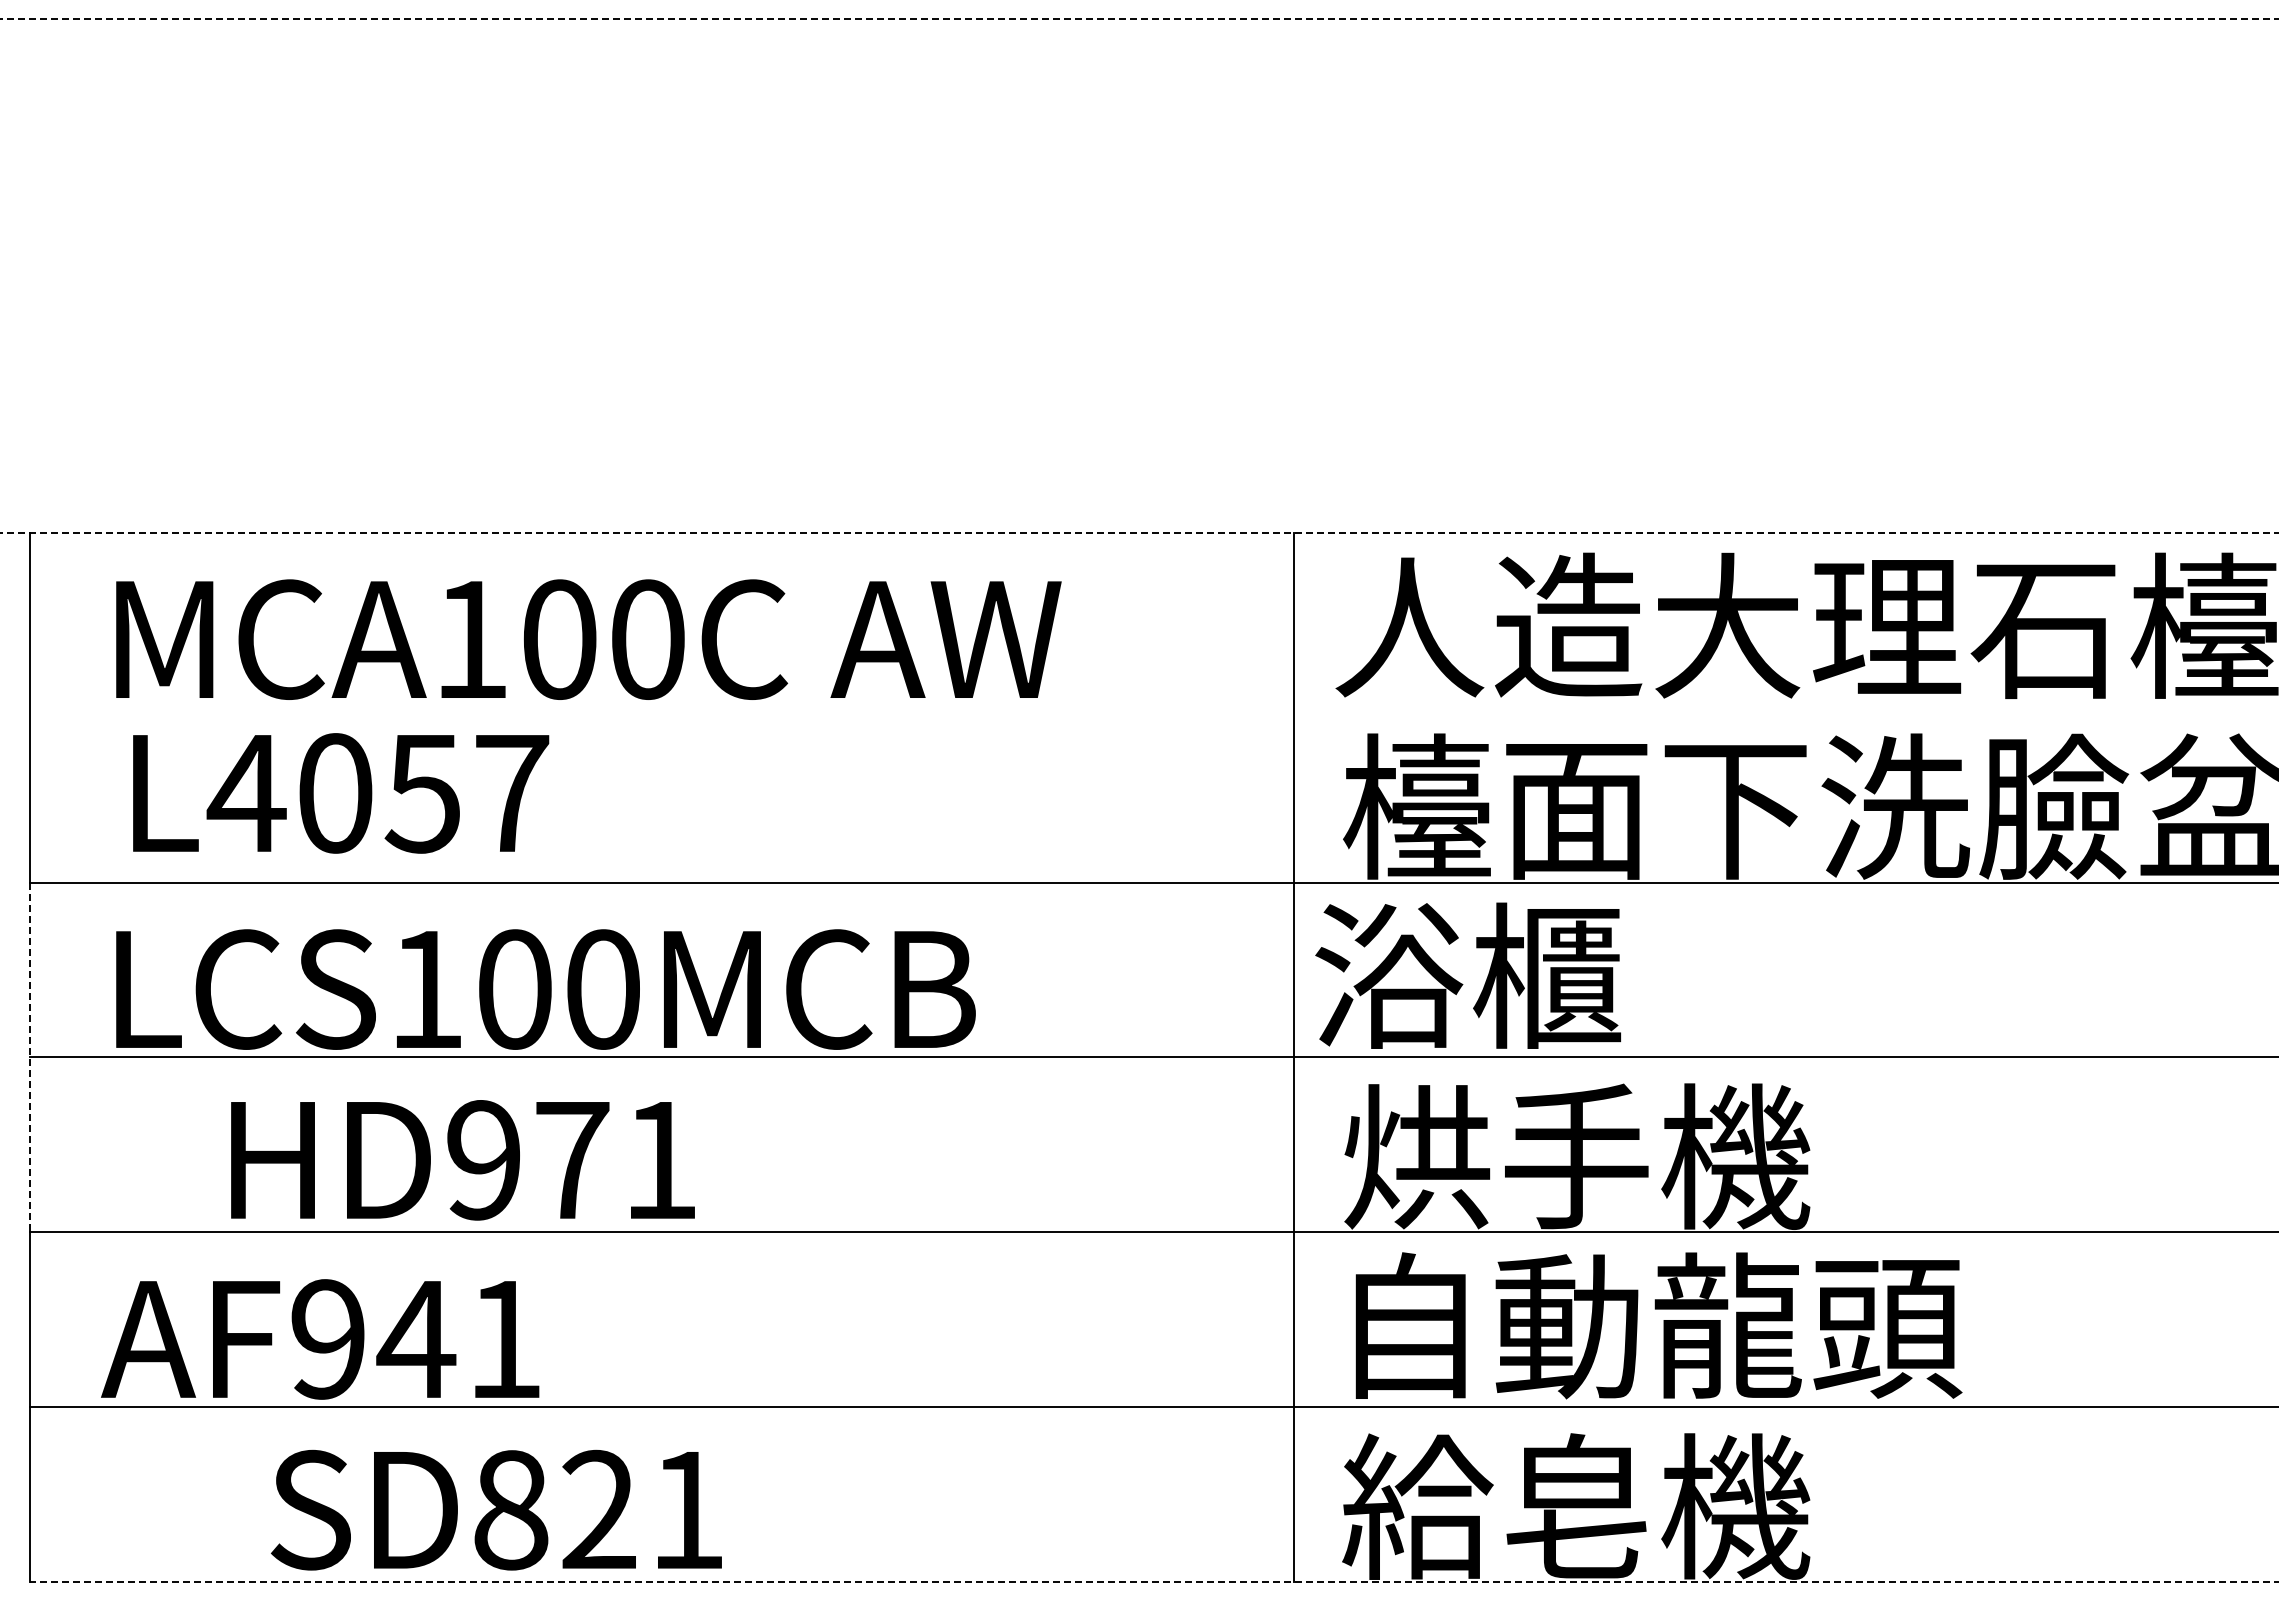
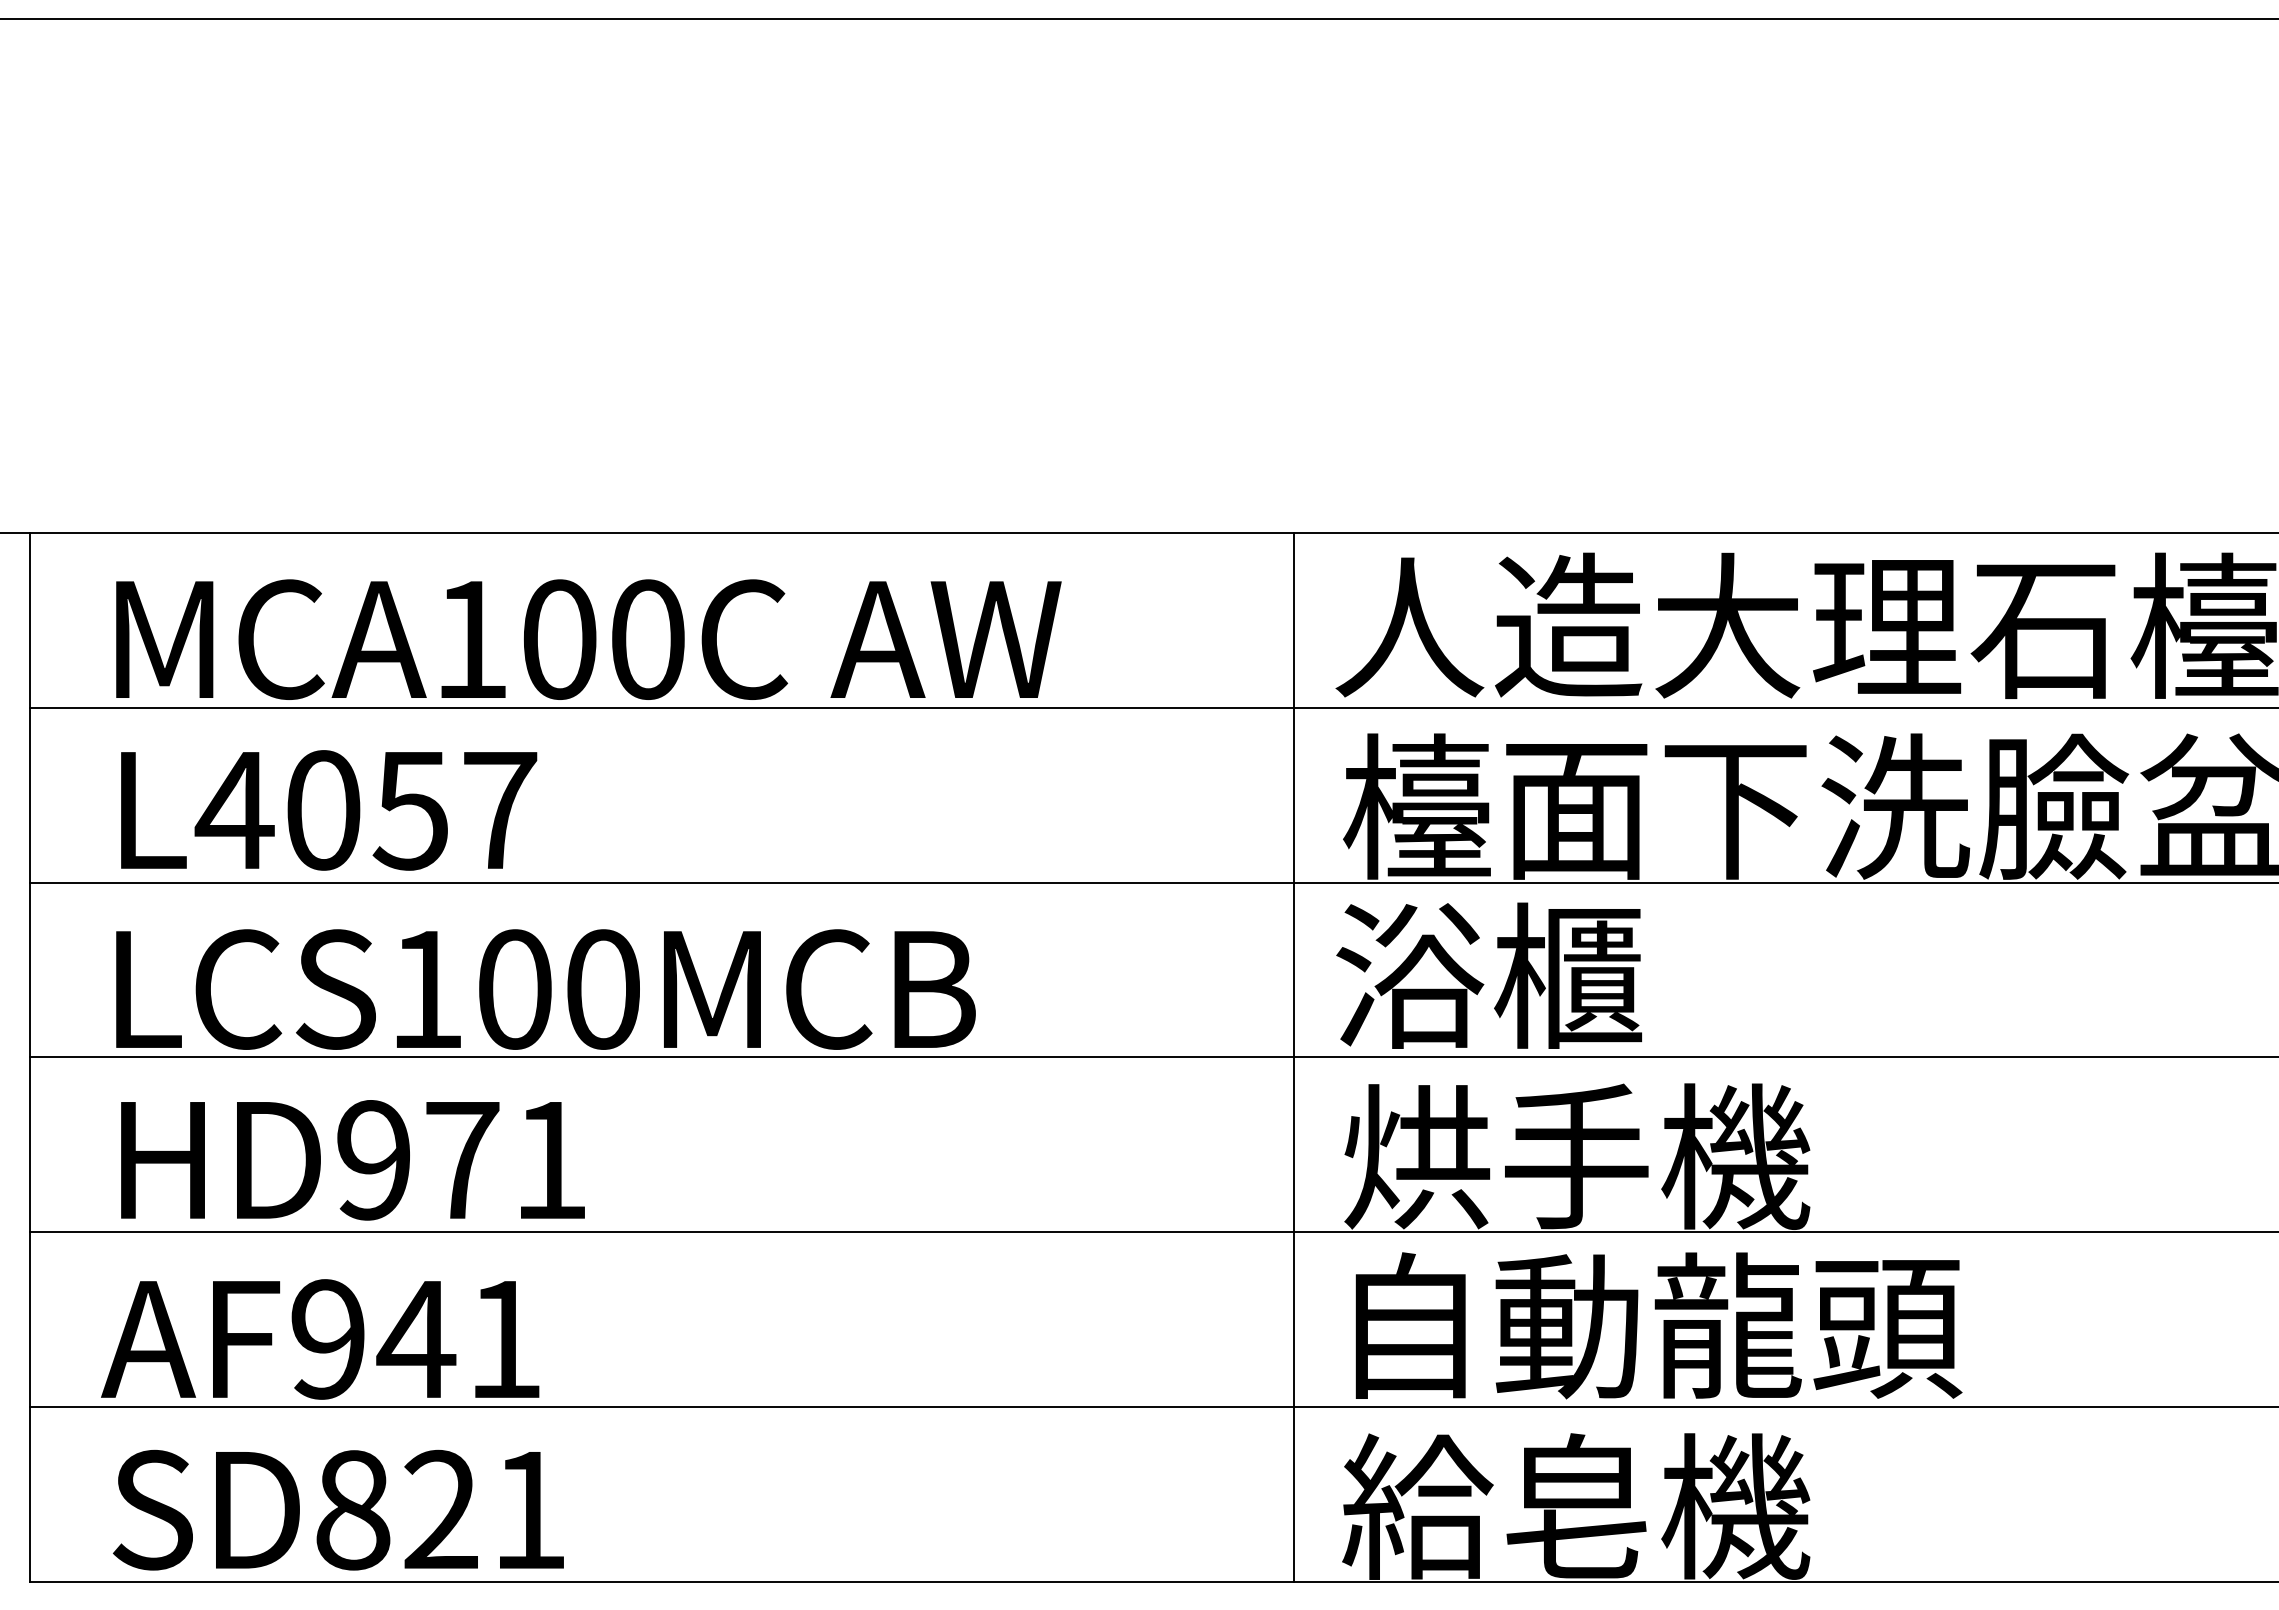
line: dashed -> solid (1139, 19)
line: dashed -> solid (1139, 532)
line: none -> present (1152, 707)
text position: (341, 793) -> (329, 810) (329, 810)
text position: (1467, 975) -> (1488, 975) (1488, 975)
line: dashed -> solid (30, 1057)
text position: (462, 1160) -> (352, 1160) (352, 1160)
text position: (496, 1509) -> (338, 1509) (338, 1509)
line: dashed -> solid (1154, 1582)
